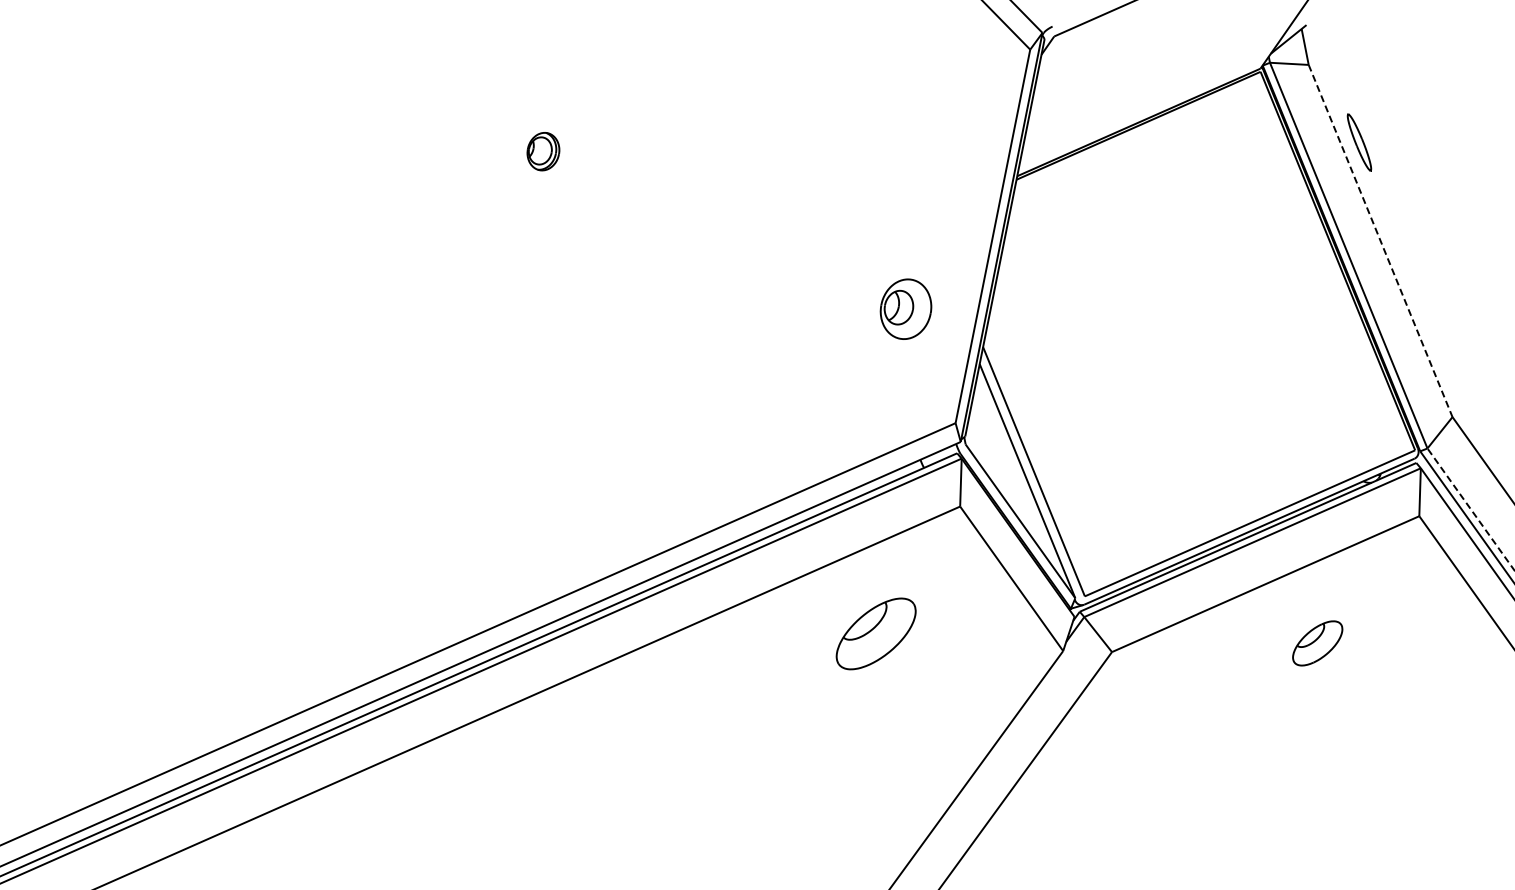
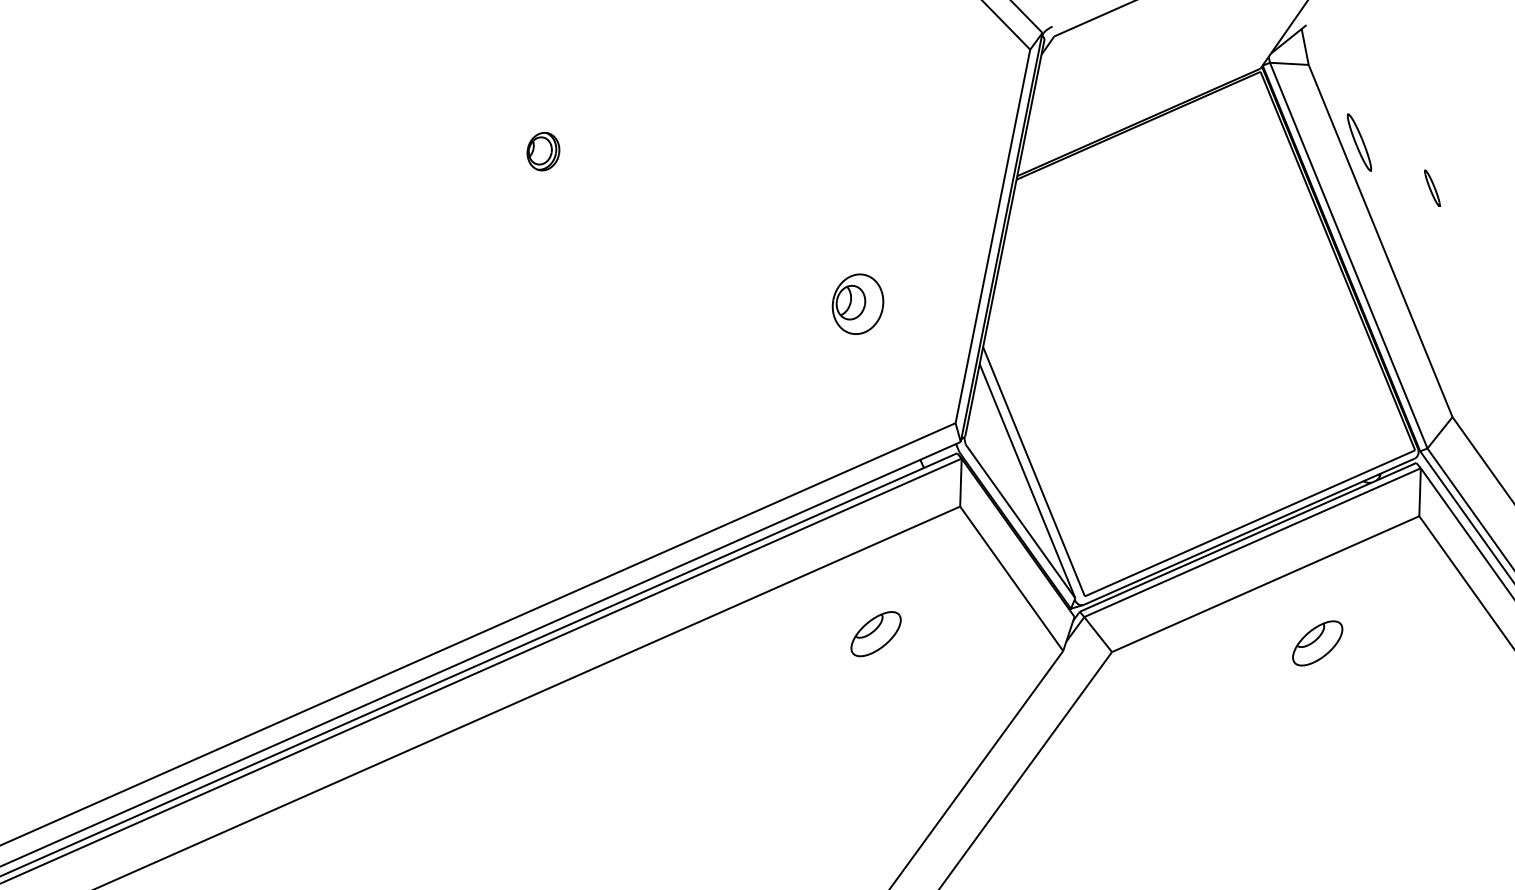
part: none -> present (1432, 187)
line: dashed -> solid (1380, 241)
part position: (905, 308) -> (857, 303) (857, 303)
line: dashed -> solid (1471, 509)
part size: 82x74 px -> 52x47 px (875, 634)
